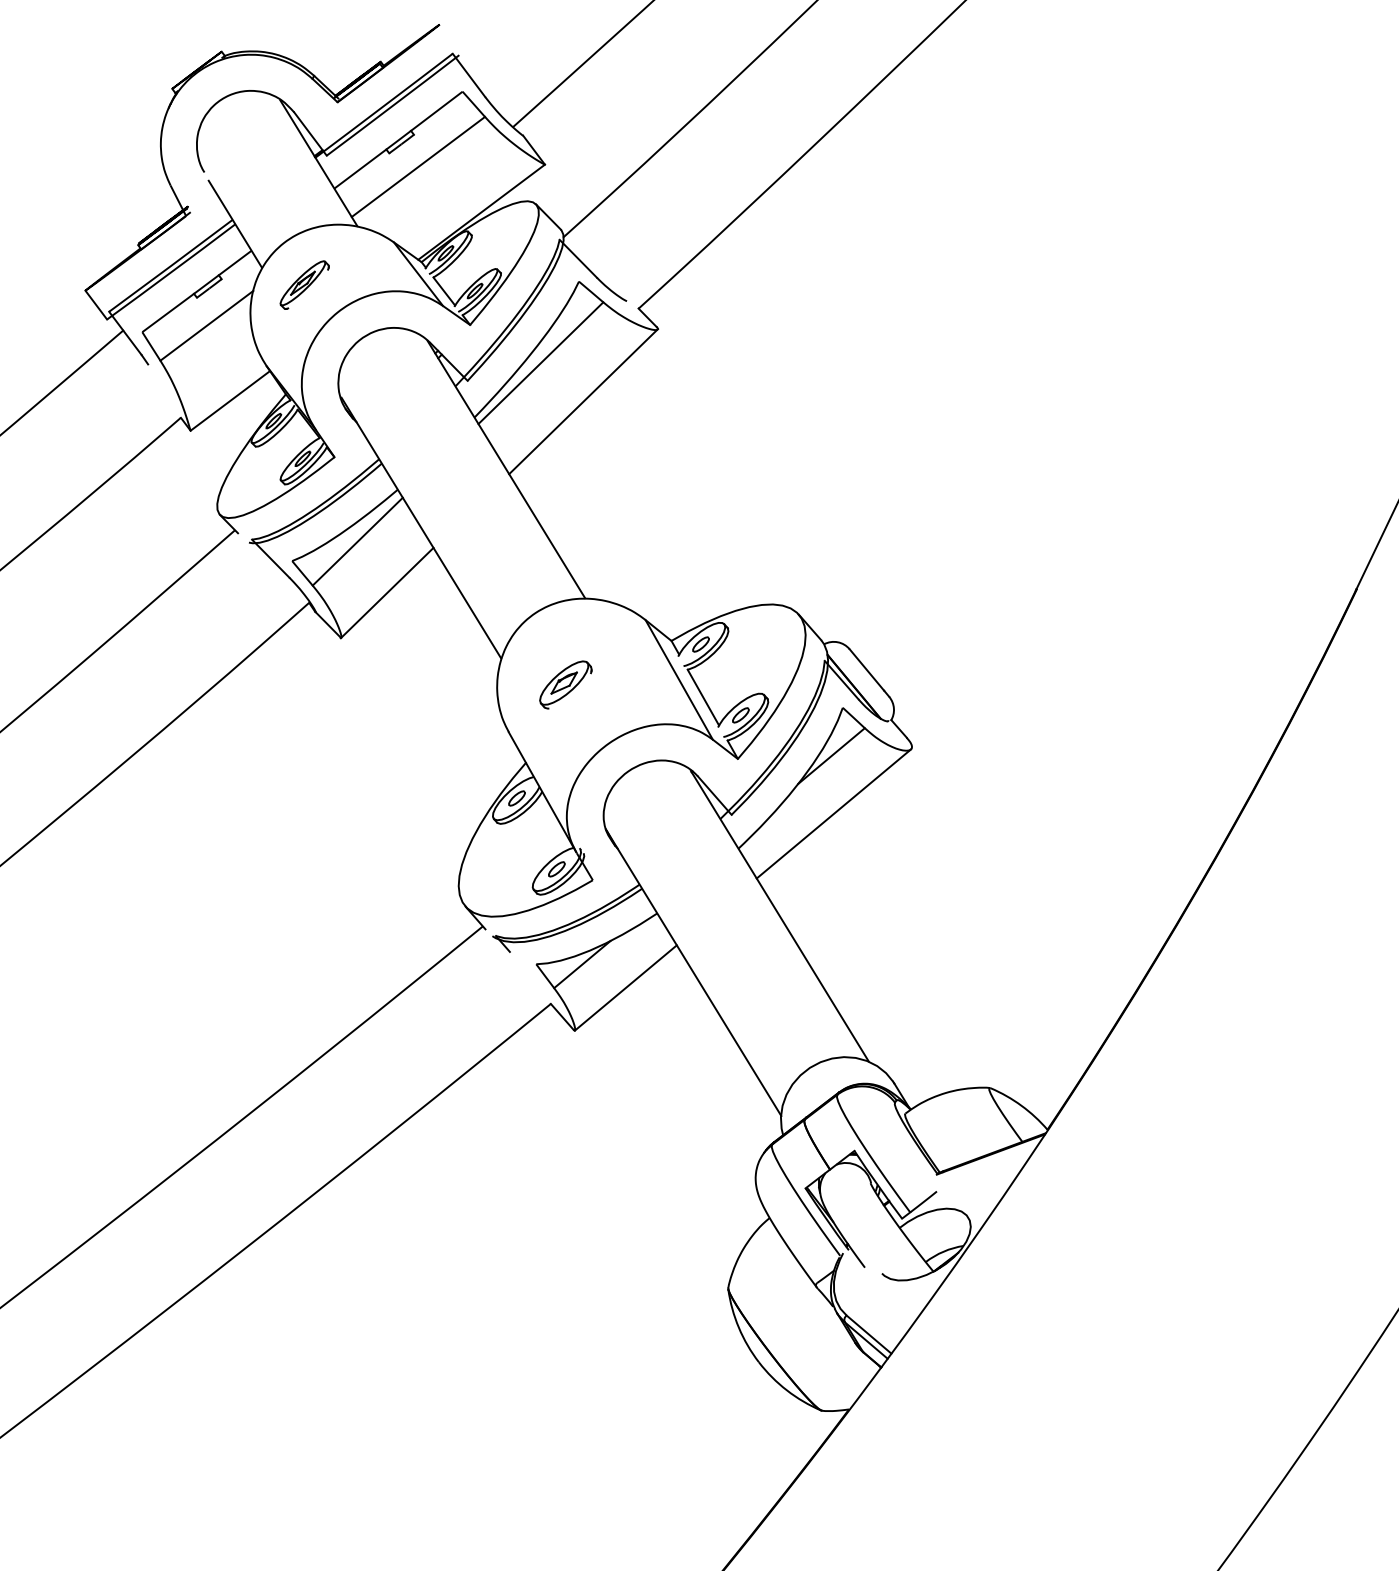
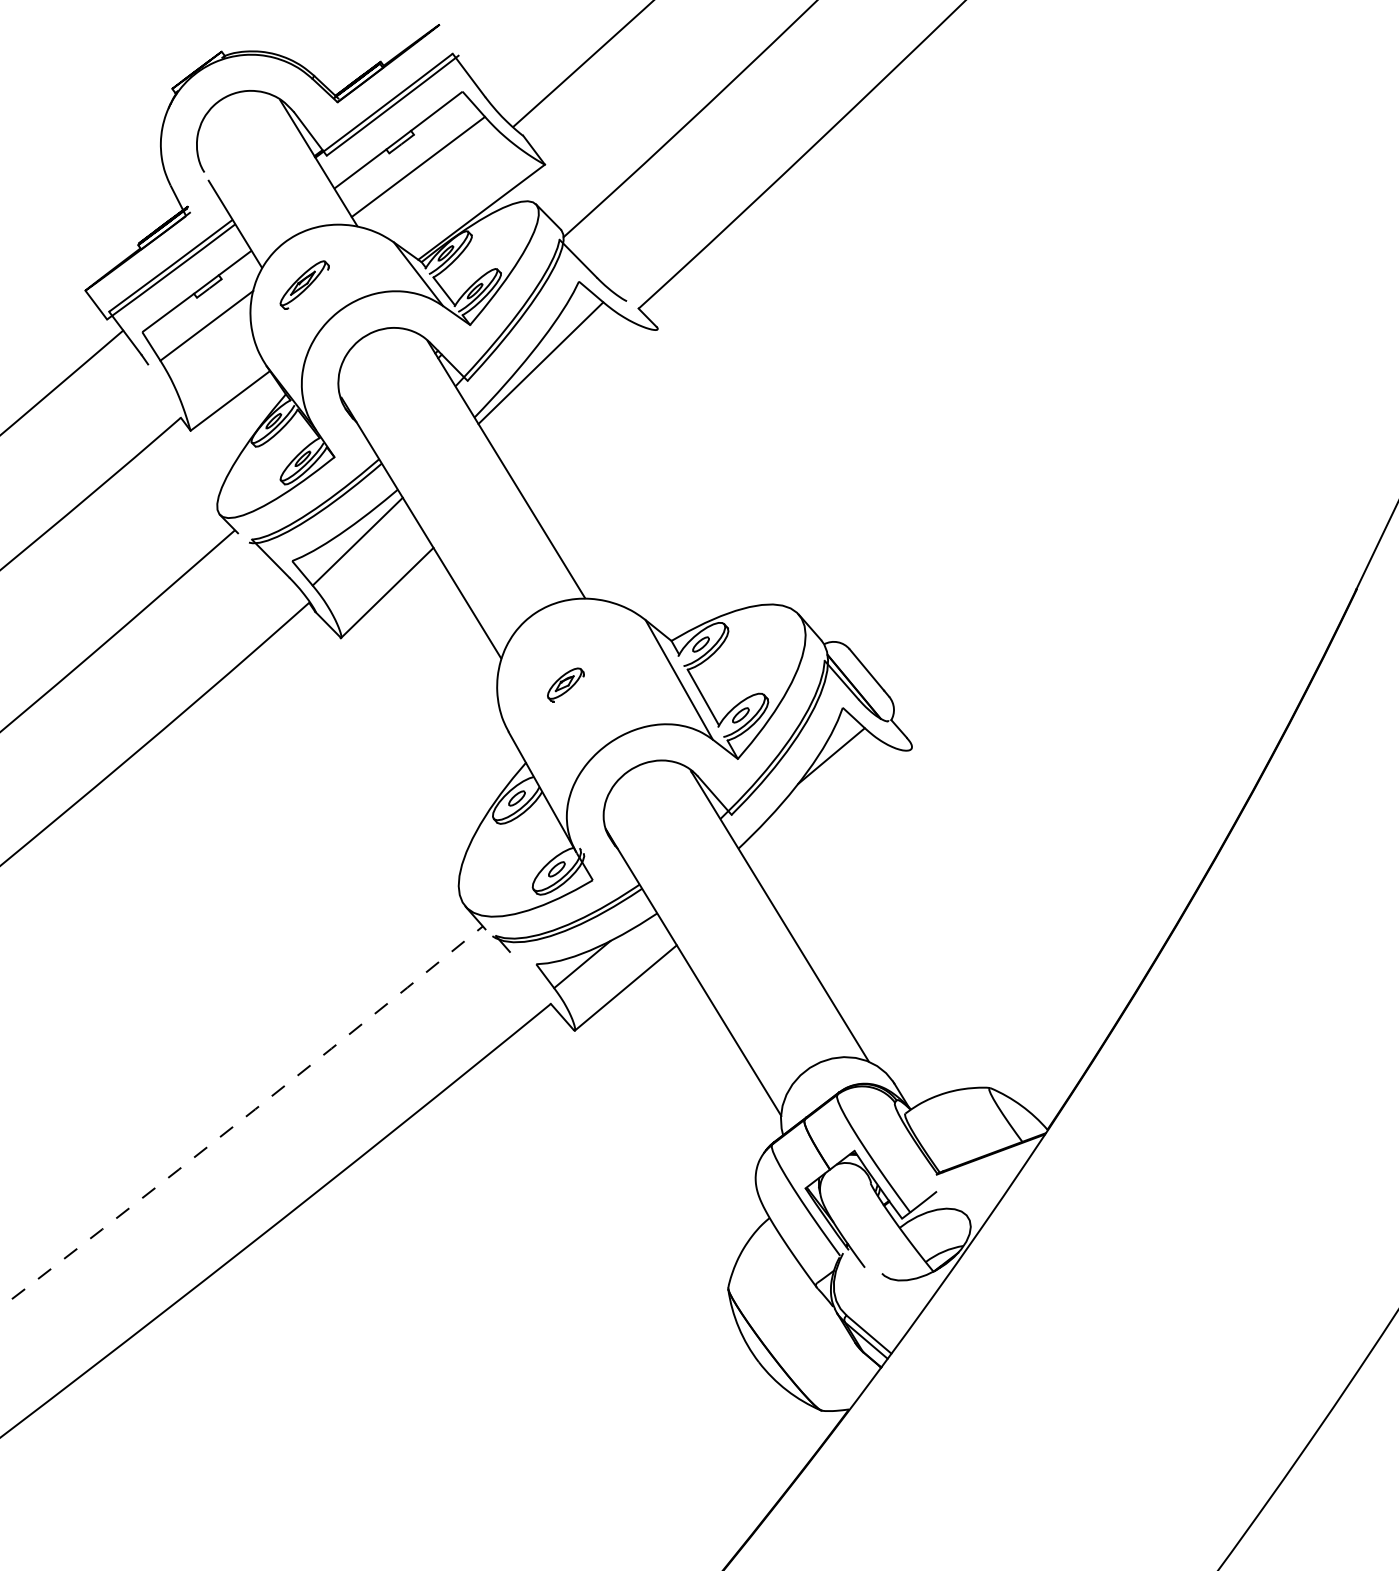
line: present -> none (583, 401)
part size: 54x50 px -> 38x36 px (565, 684)
line: present -> none (833, 813)
arc: solid -> dashed (242, 1119)
